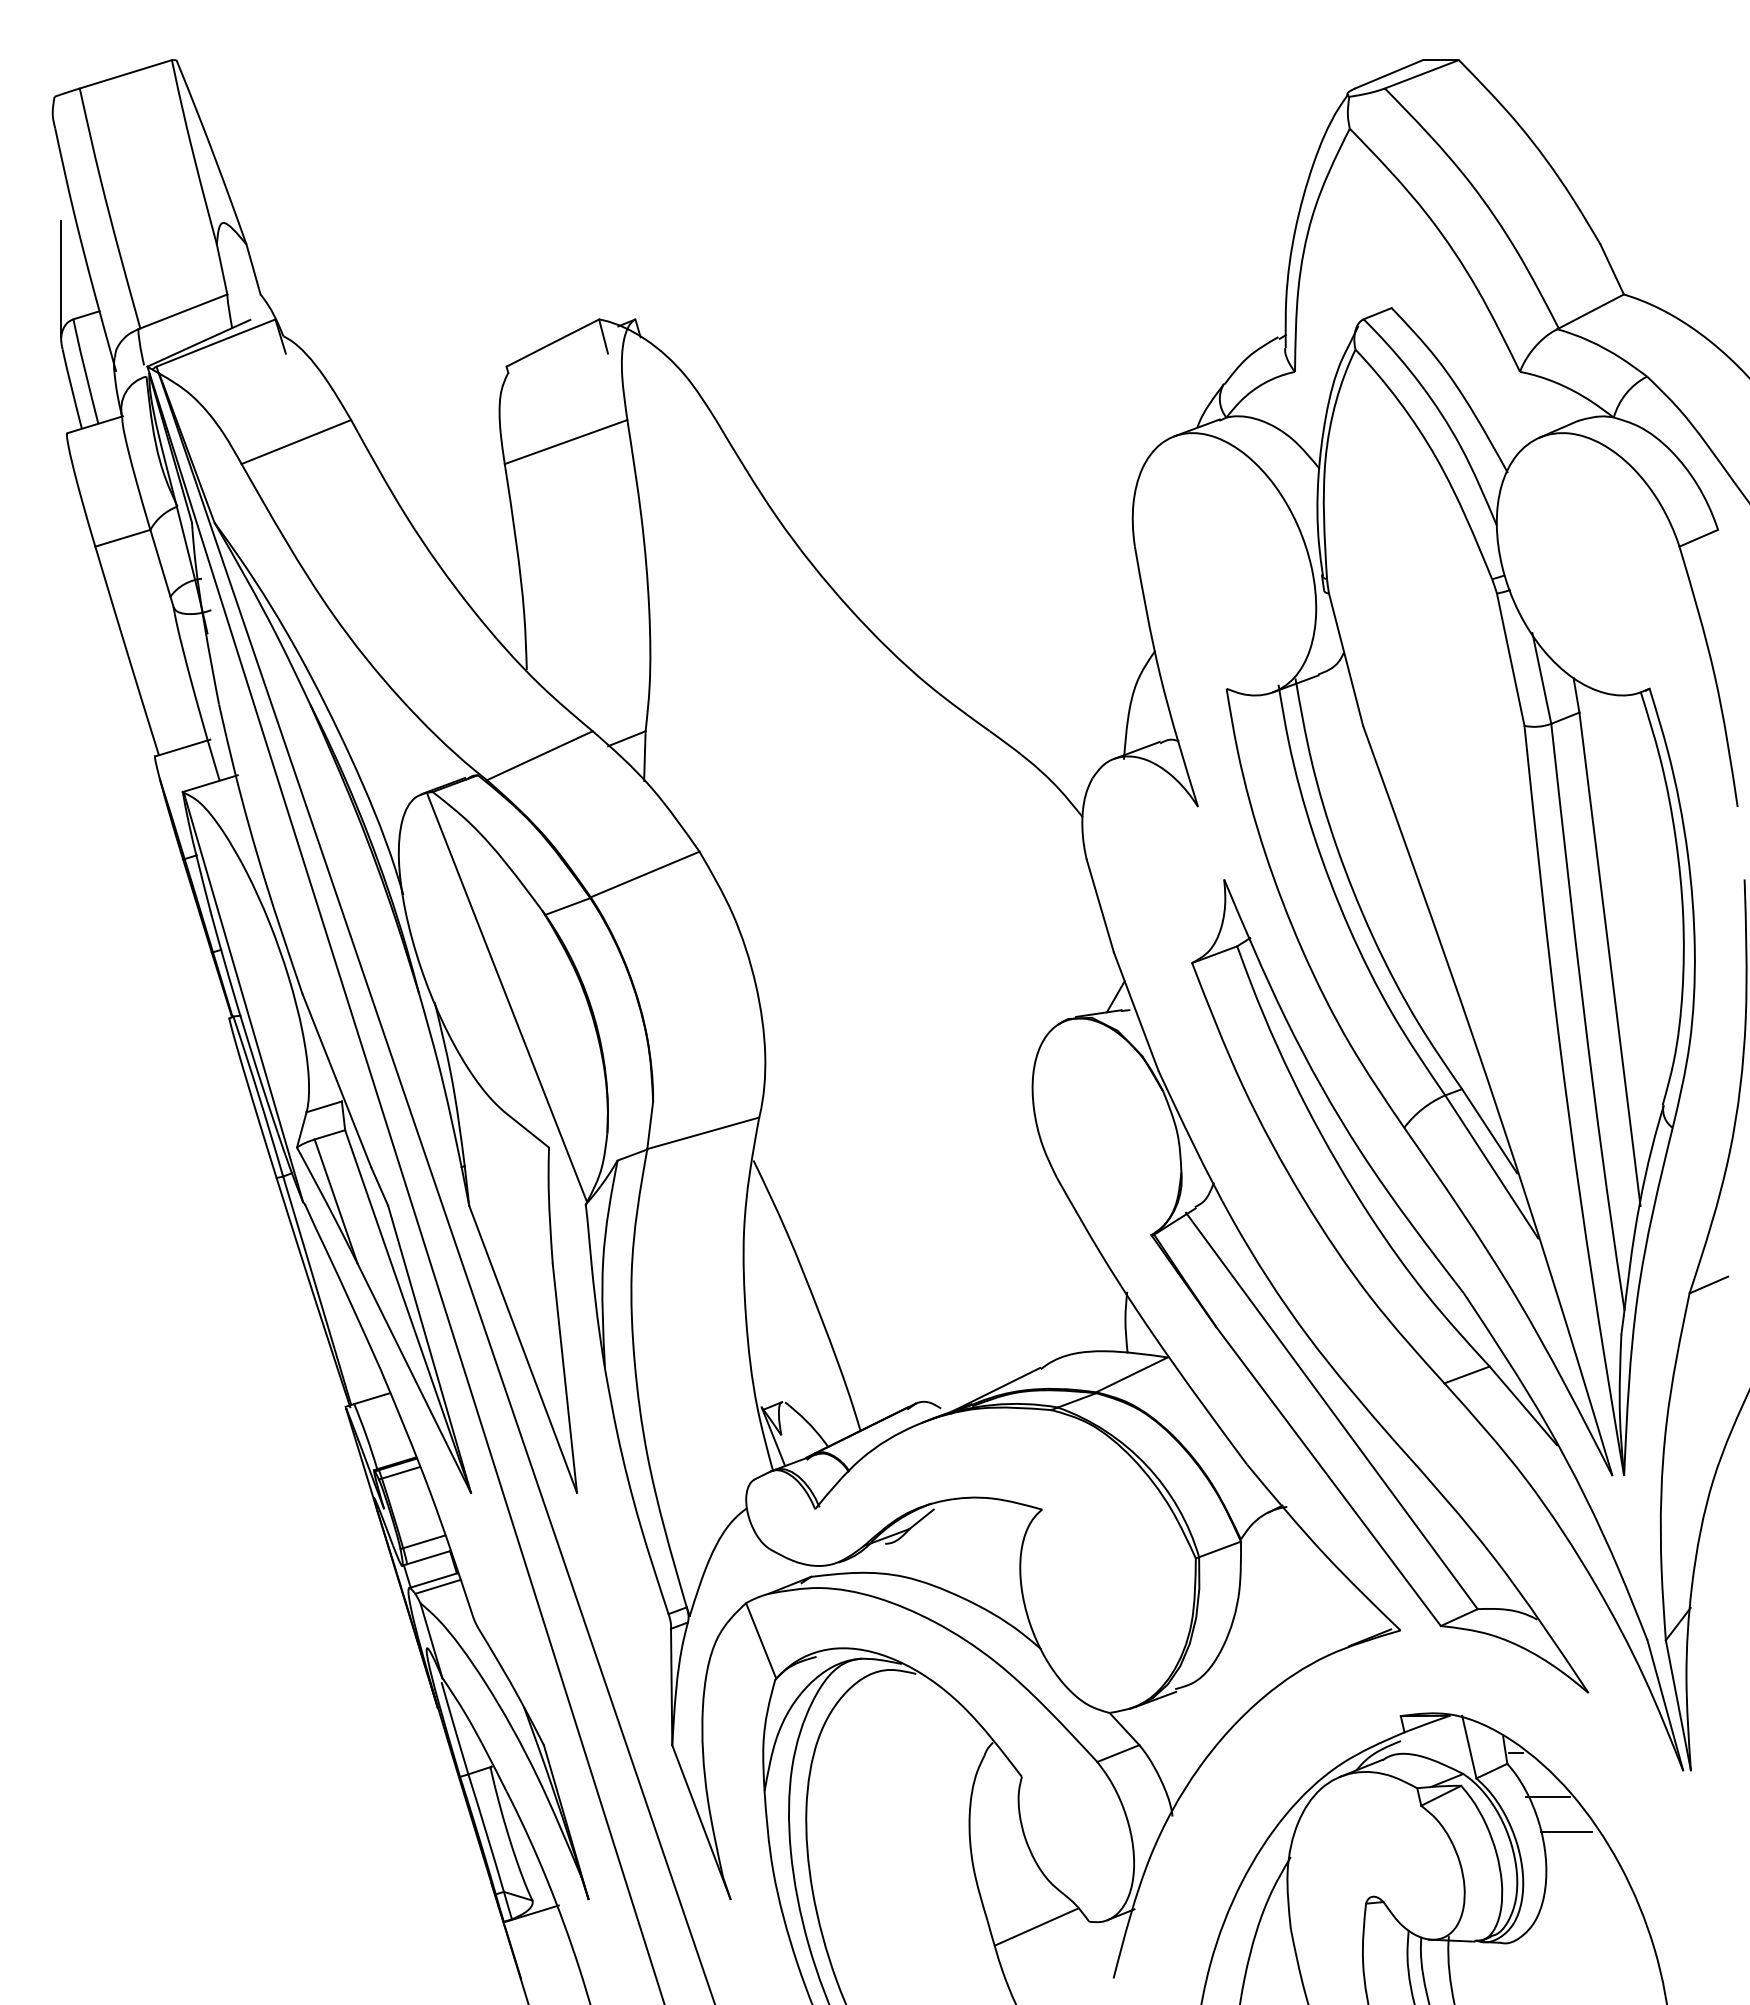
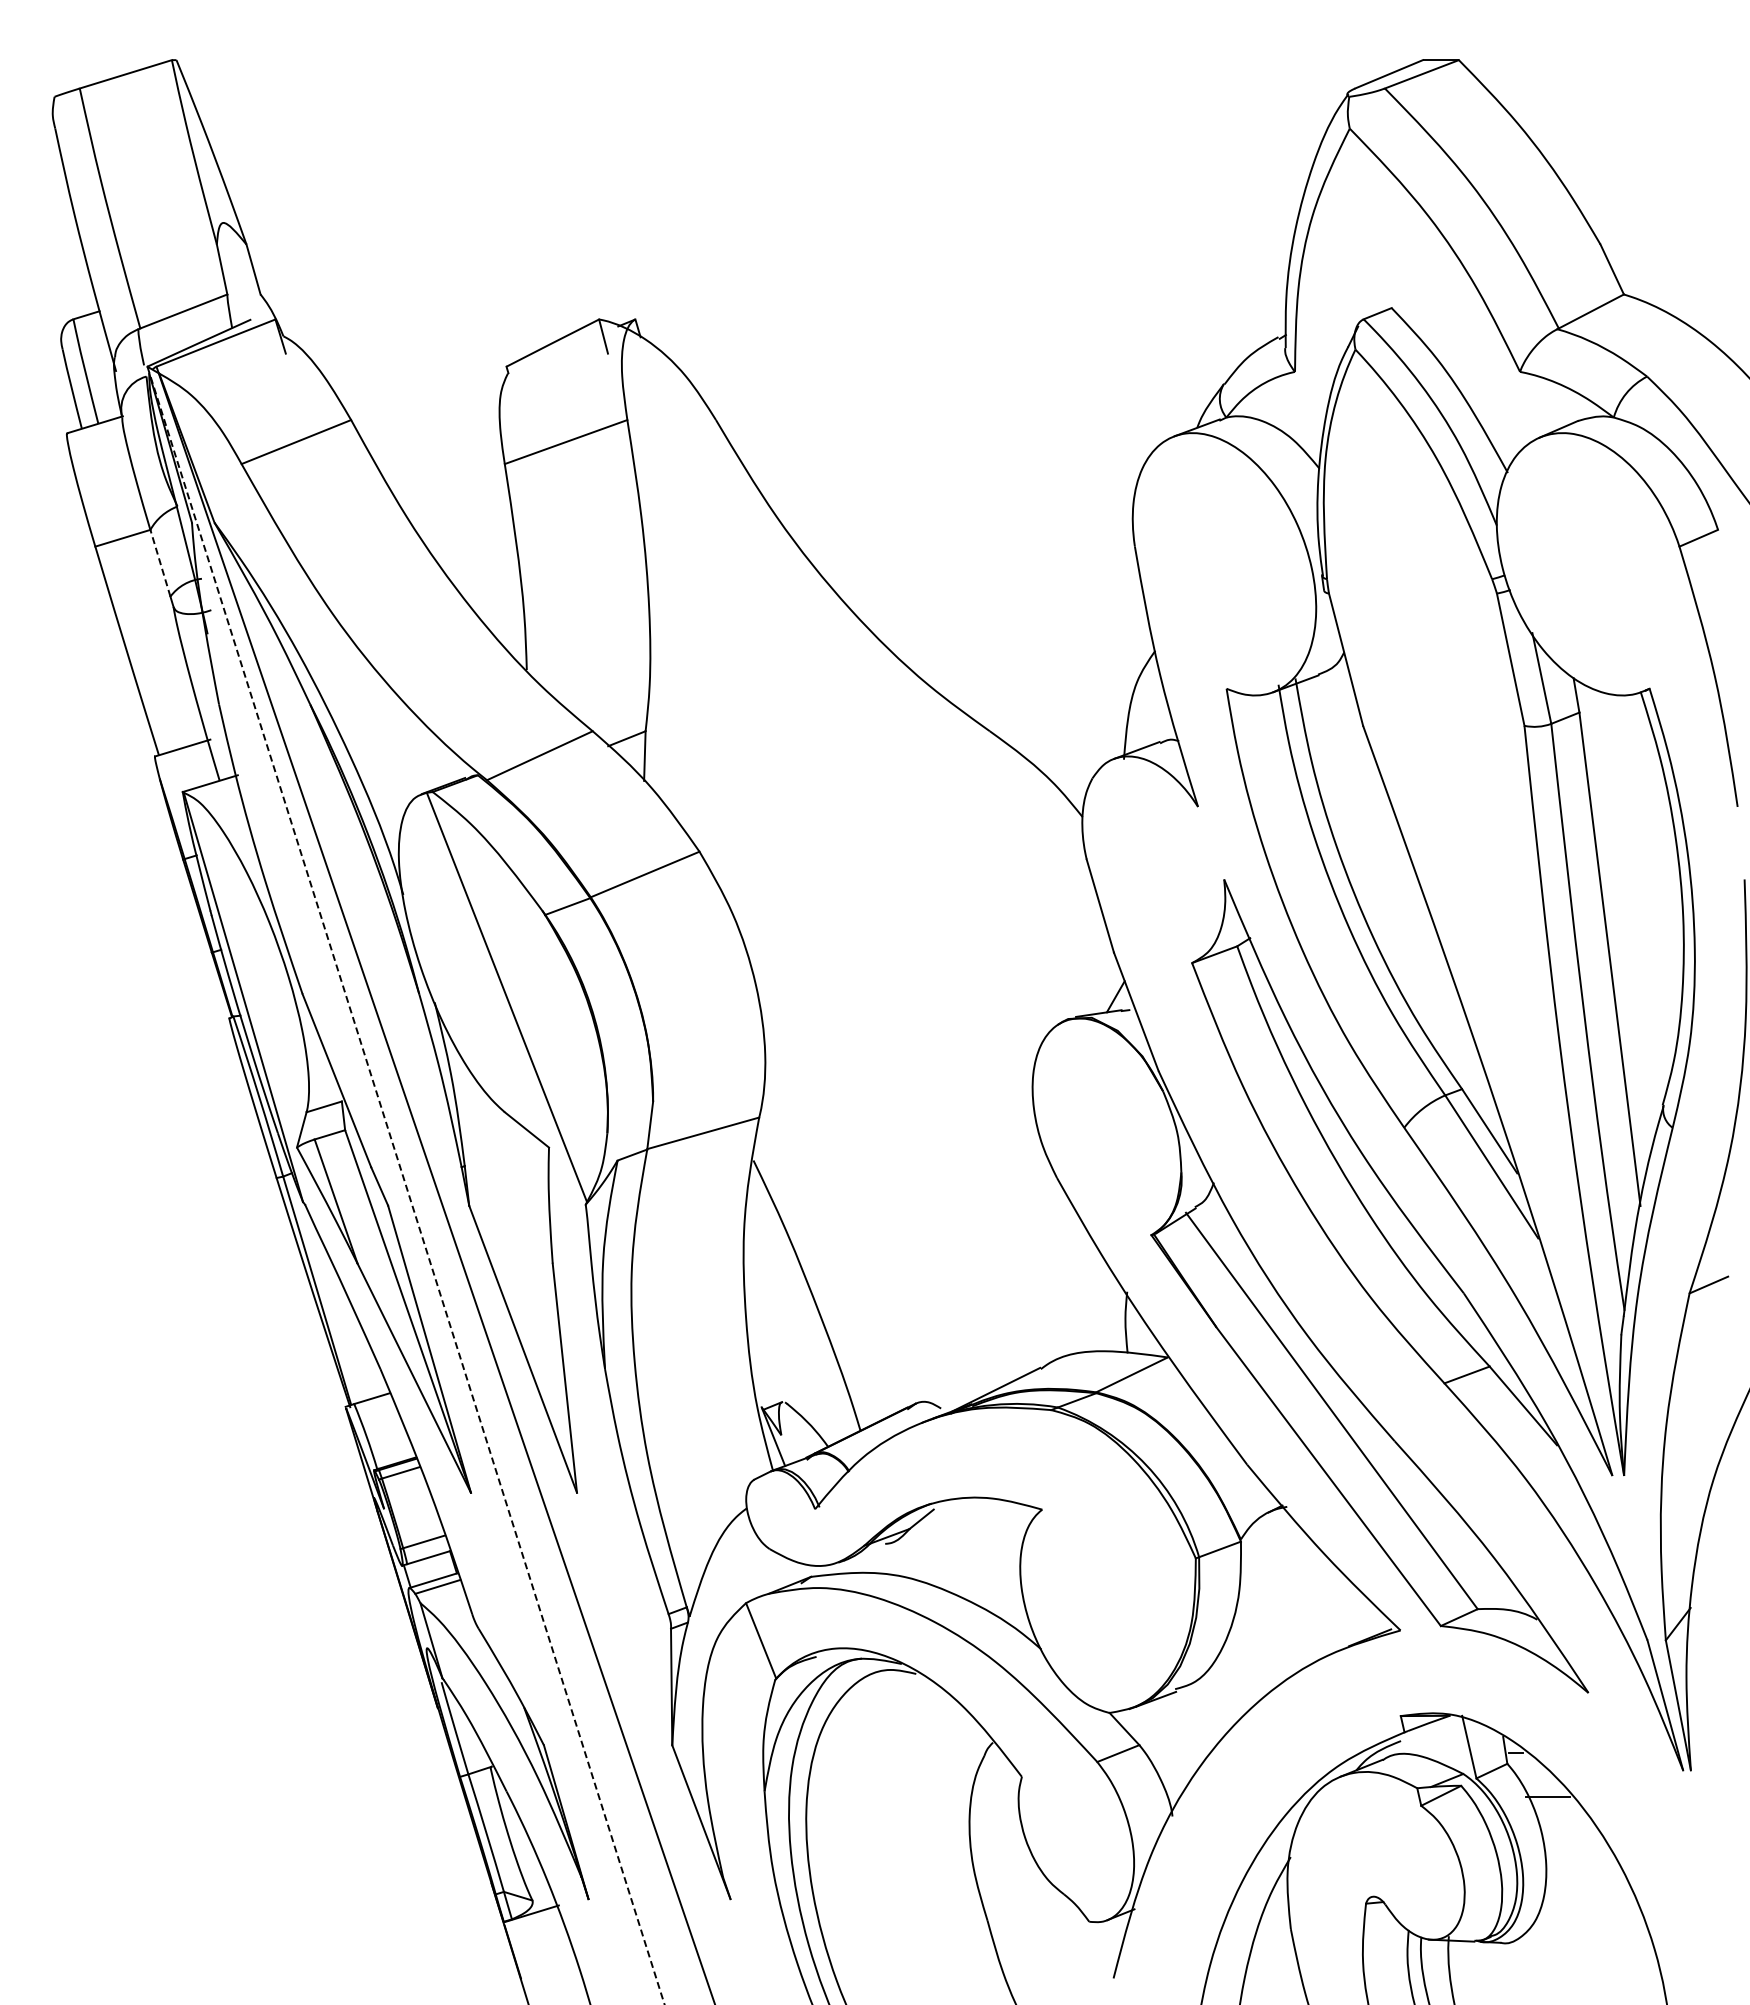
line: present -> none (61, 278)
line: solid -> dashed (160, 563)
line: solid -> dashed (406, 1185)
line: present -> none (1566, 1831)
line: present -> none (1036, 1926)
